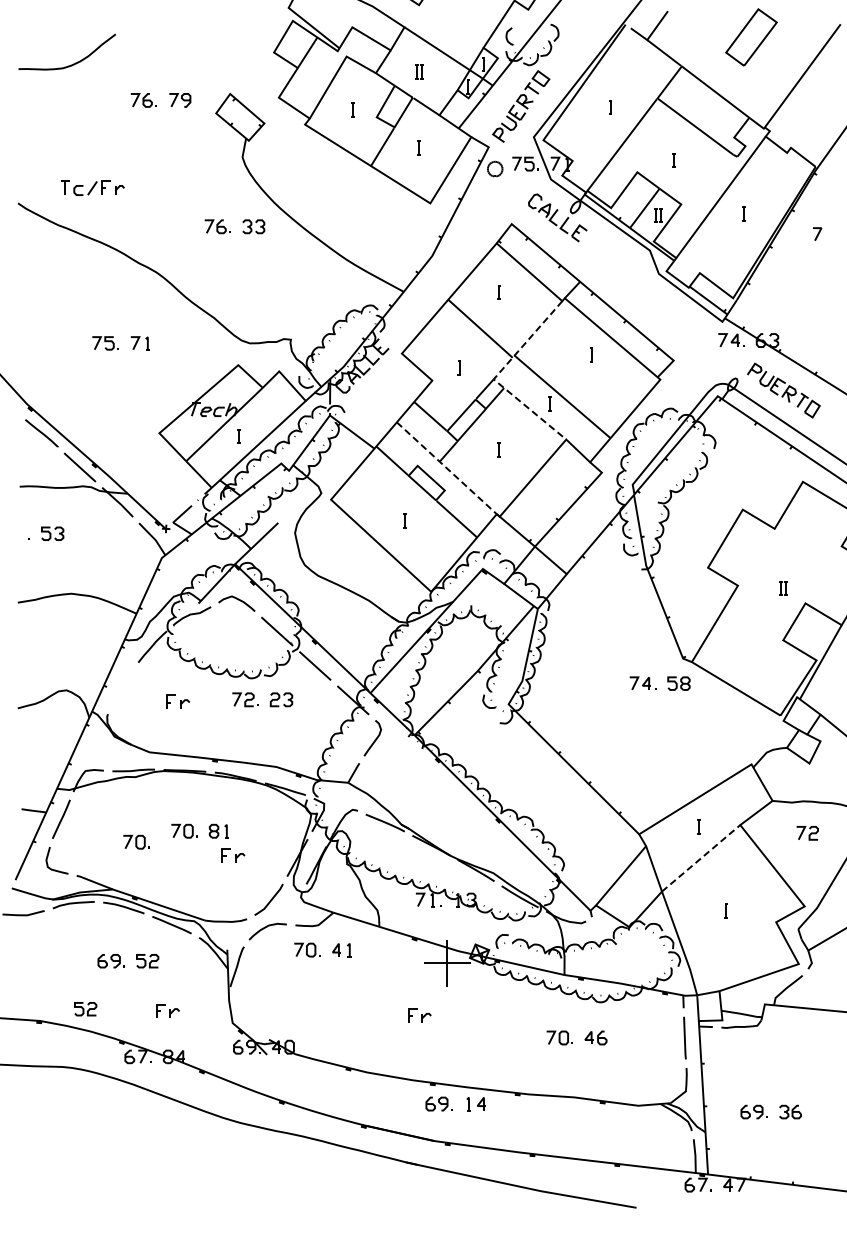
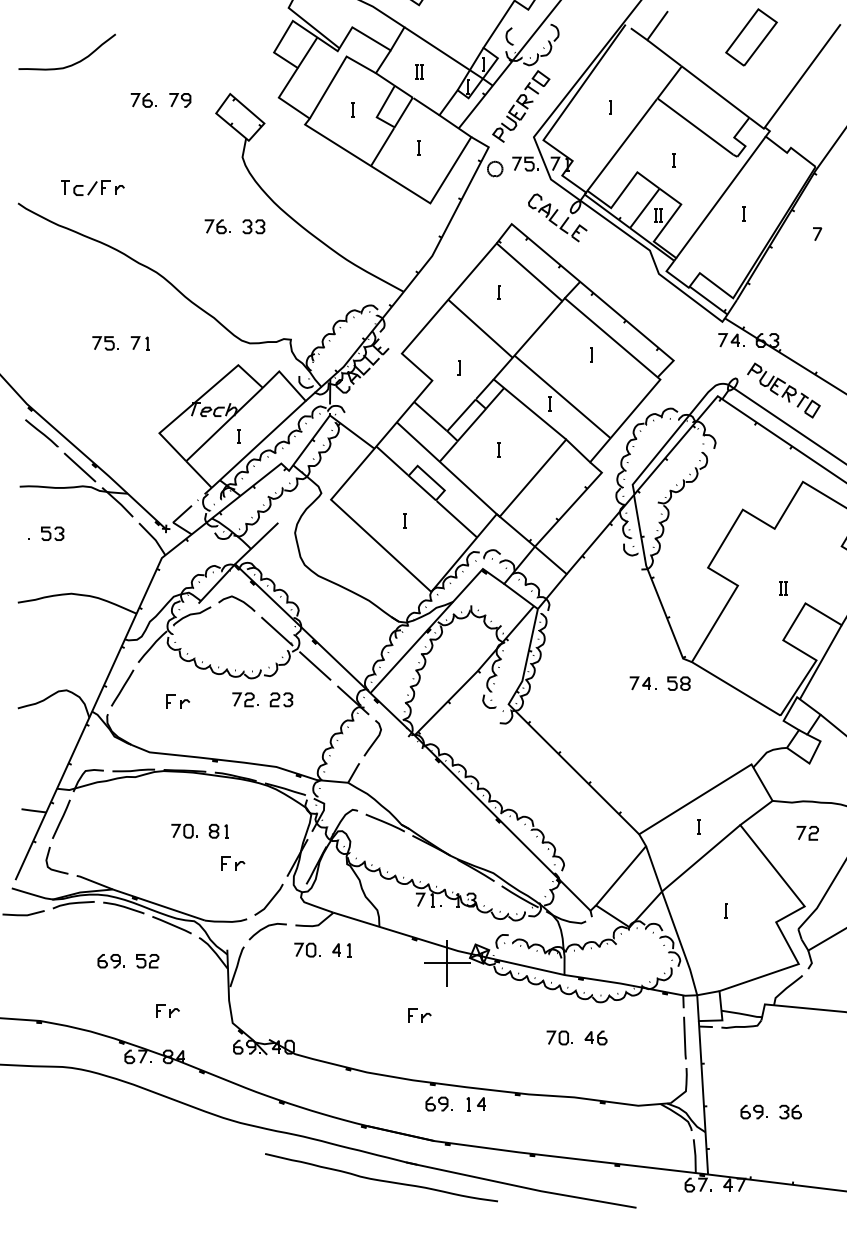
line: dashed -> solid (496, 376)
line: dashed -> solid (446, 467)
line: none -> present (122, 687)
part: present -> none (136, 841)
part position: (233, 855) -> (233, 863) (233, 863)
line: dashed -> solid (701, 858)
part: present -> none (85, 1009)
curve: none -> present (381, 1179)
